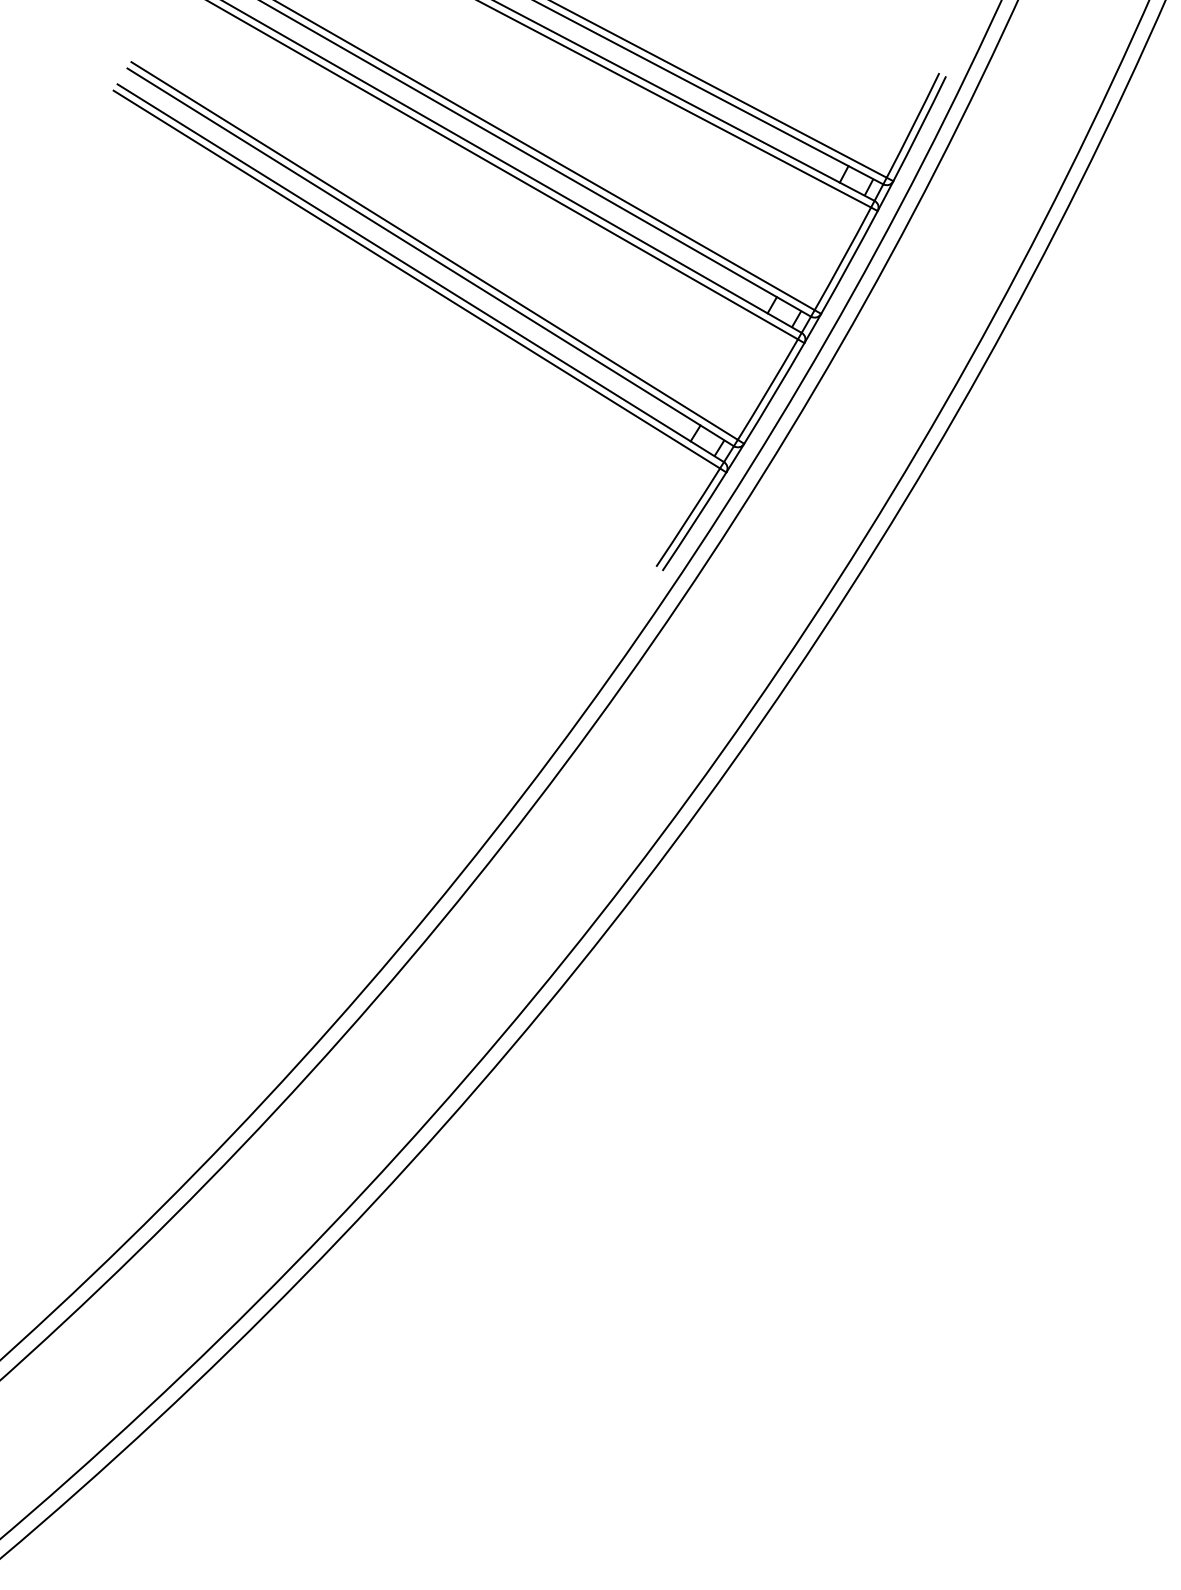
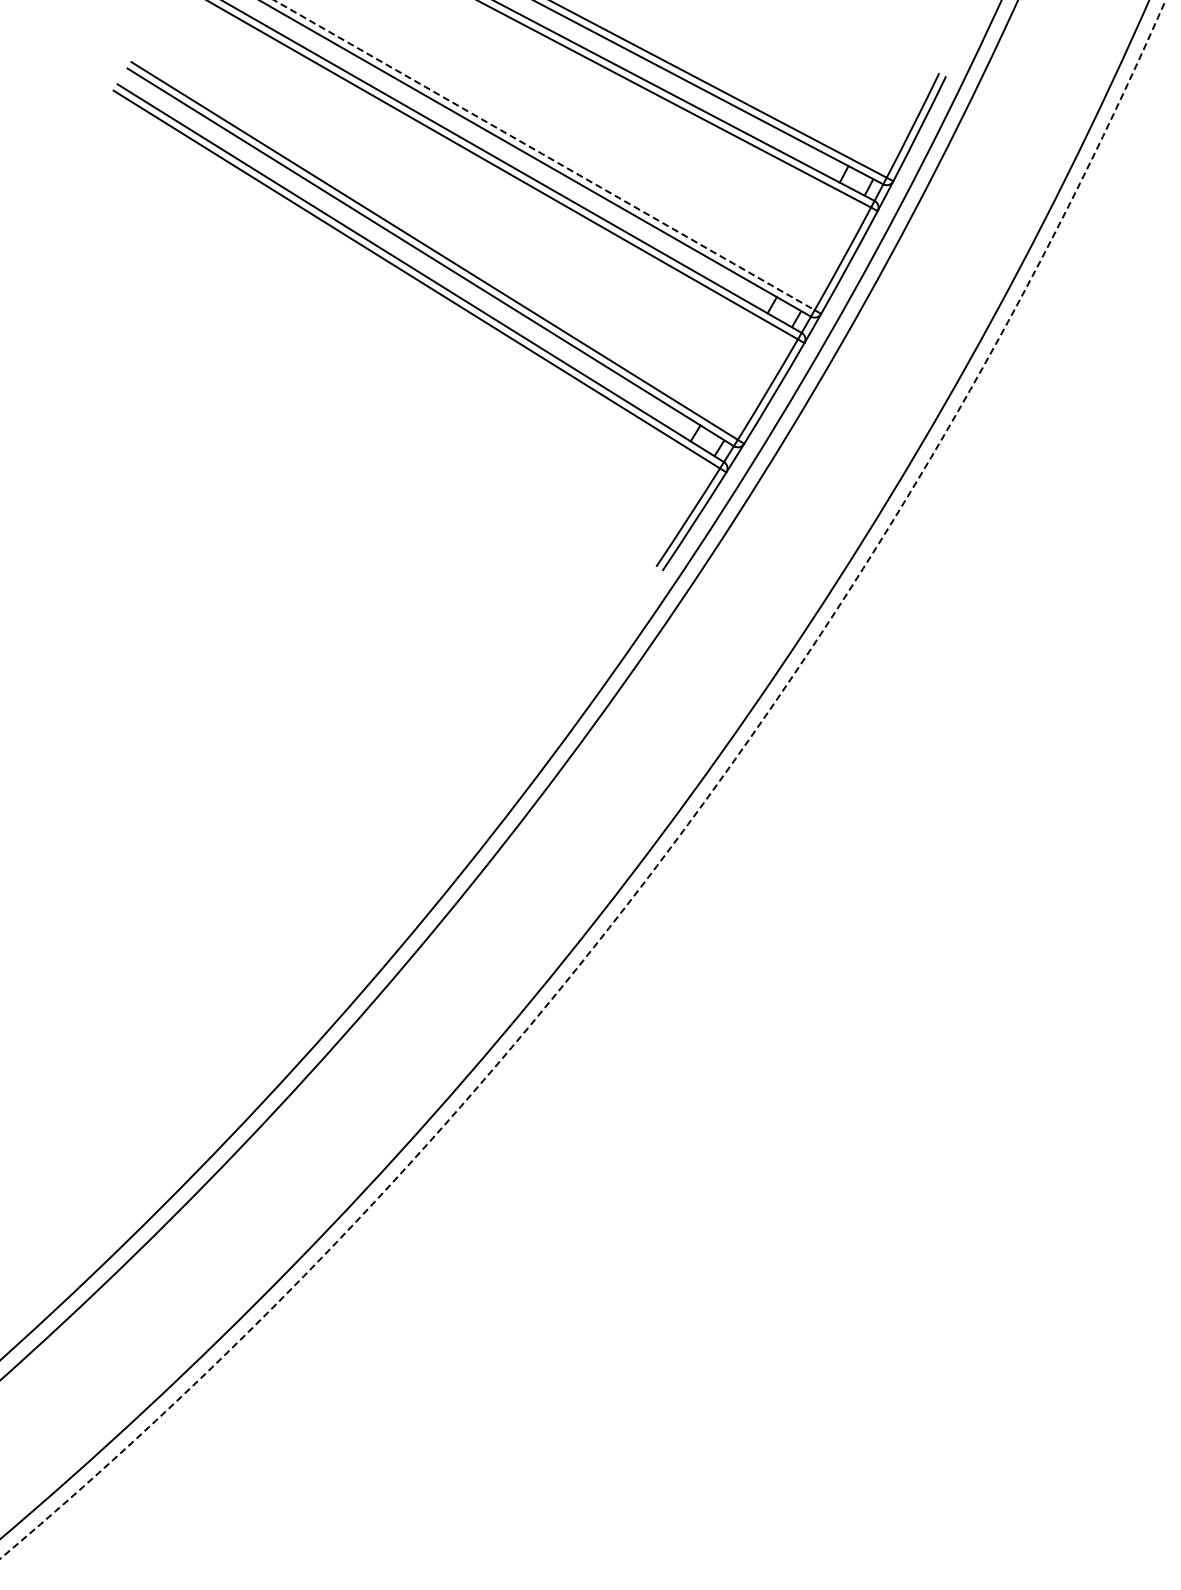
line: solid -> dashed (544, 155)
circle: solid -> dashed (582, 779)
